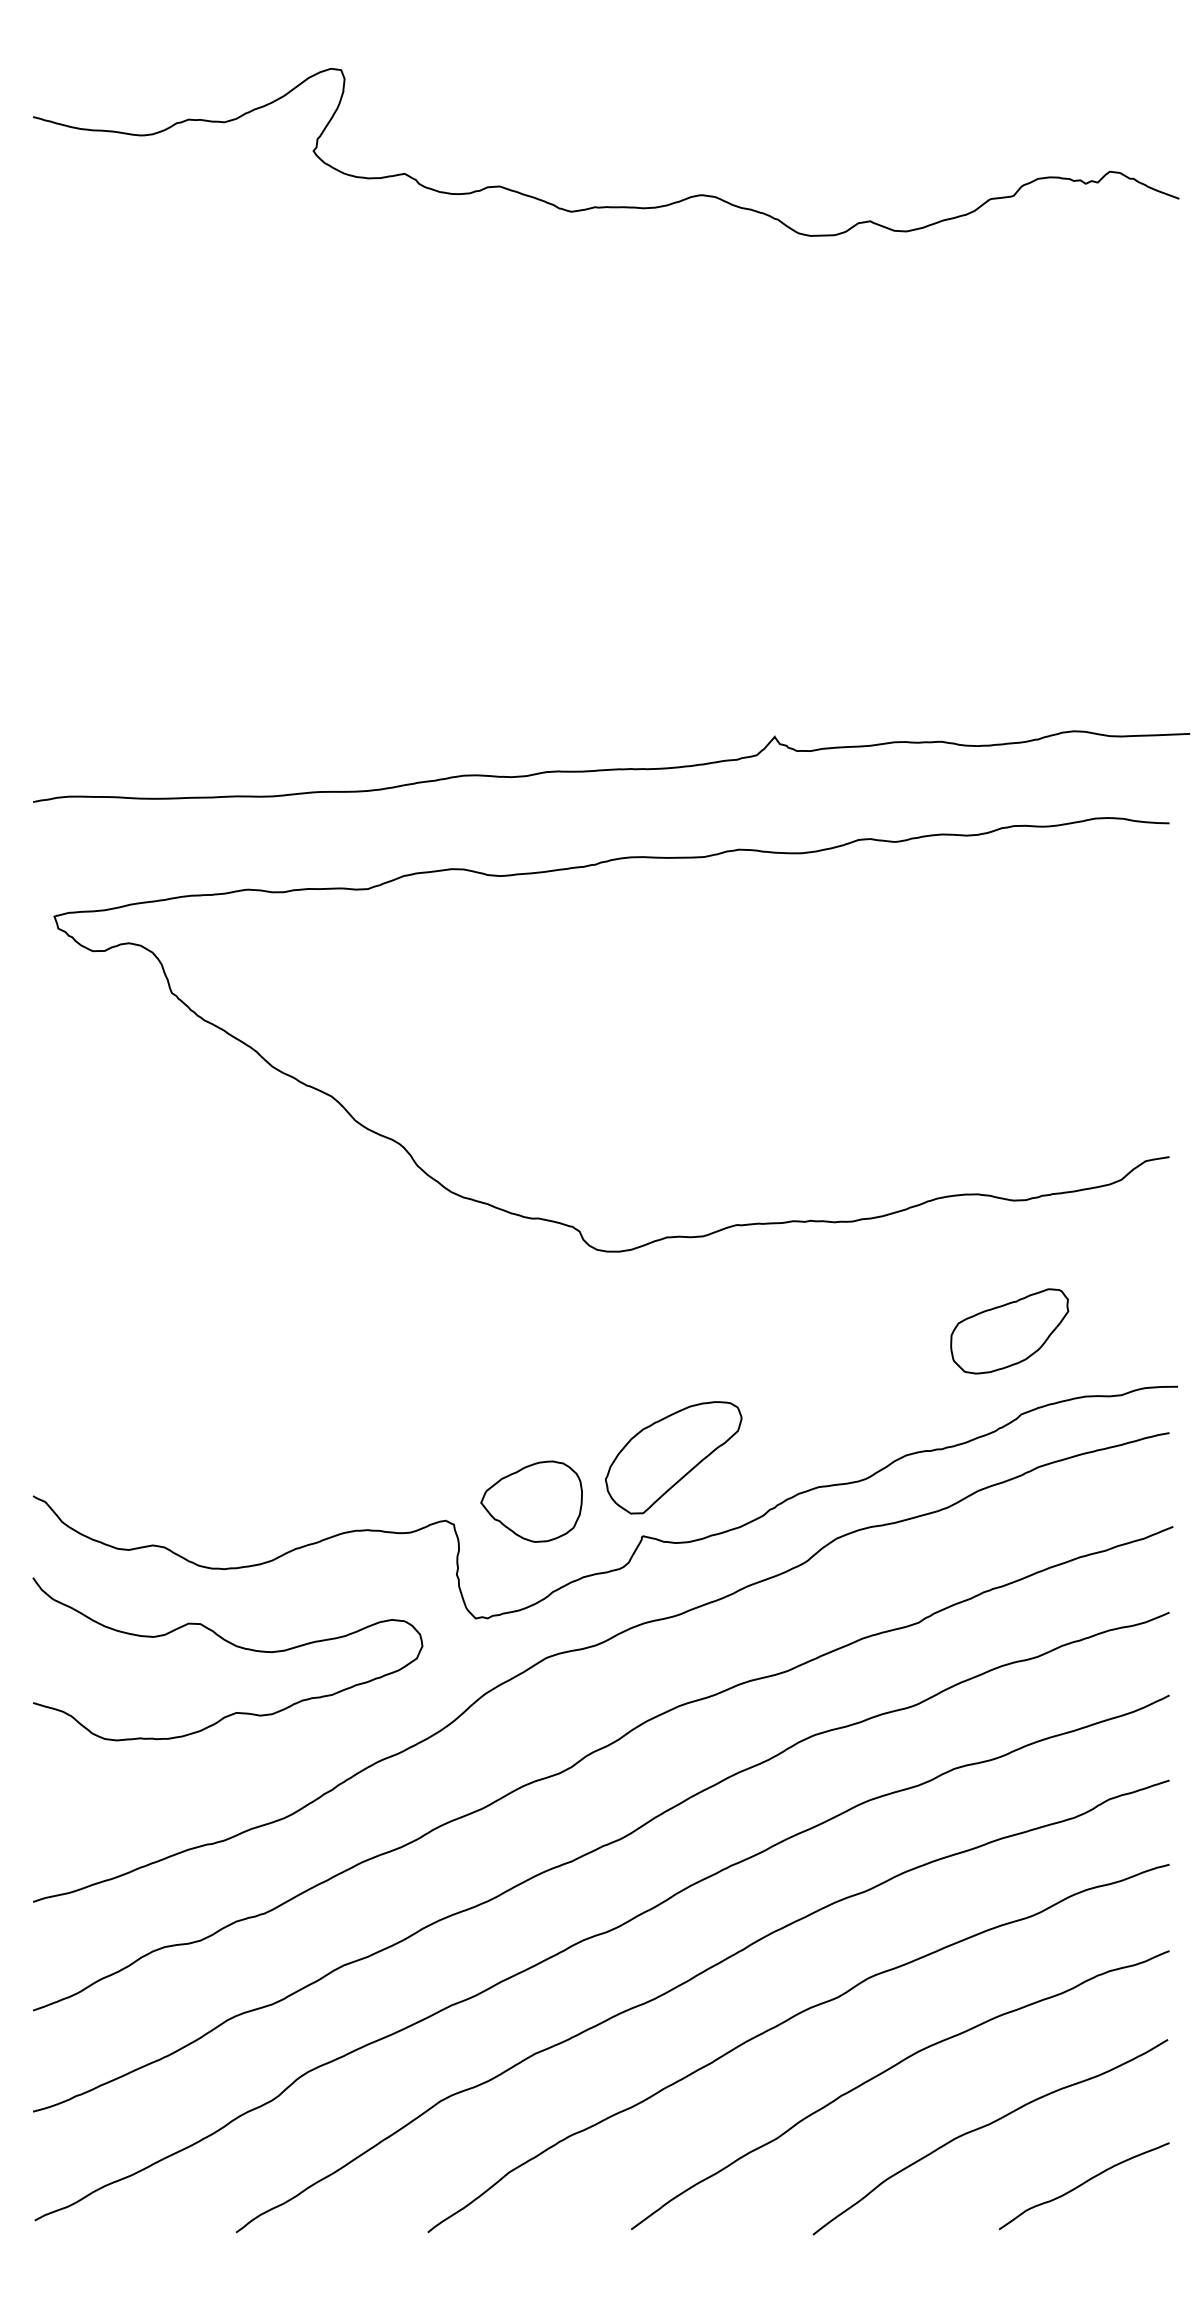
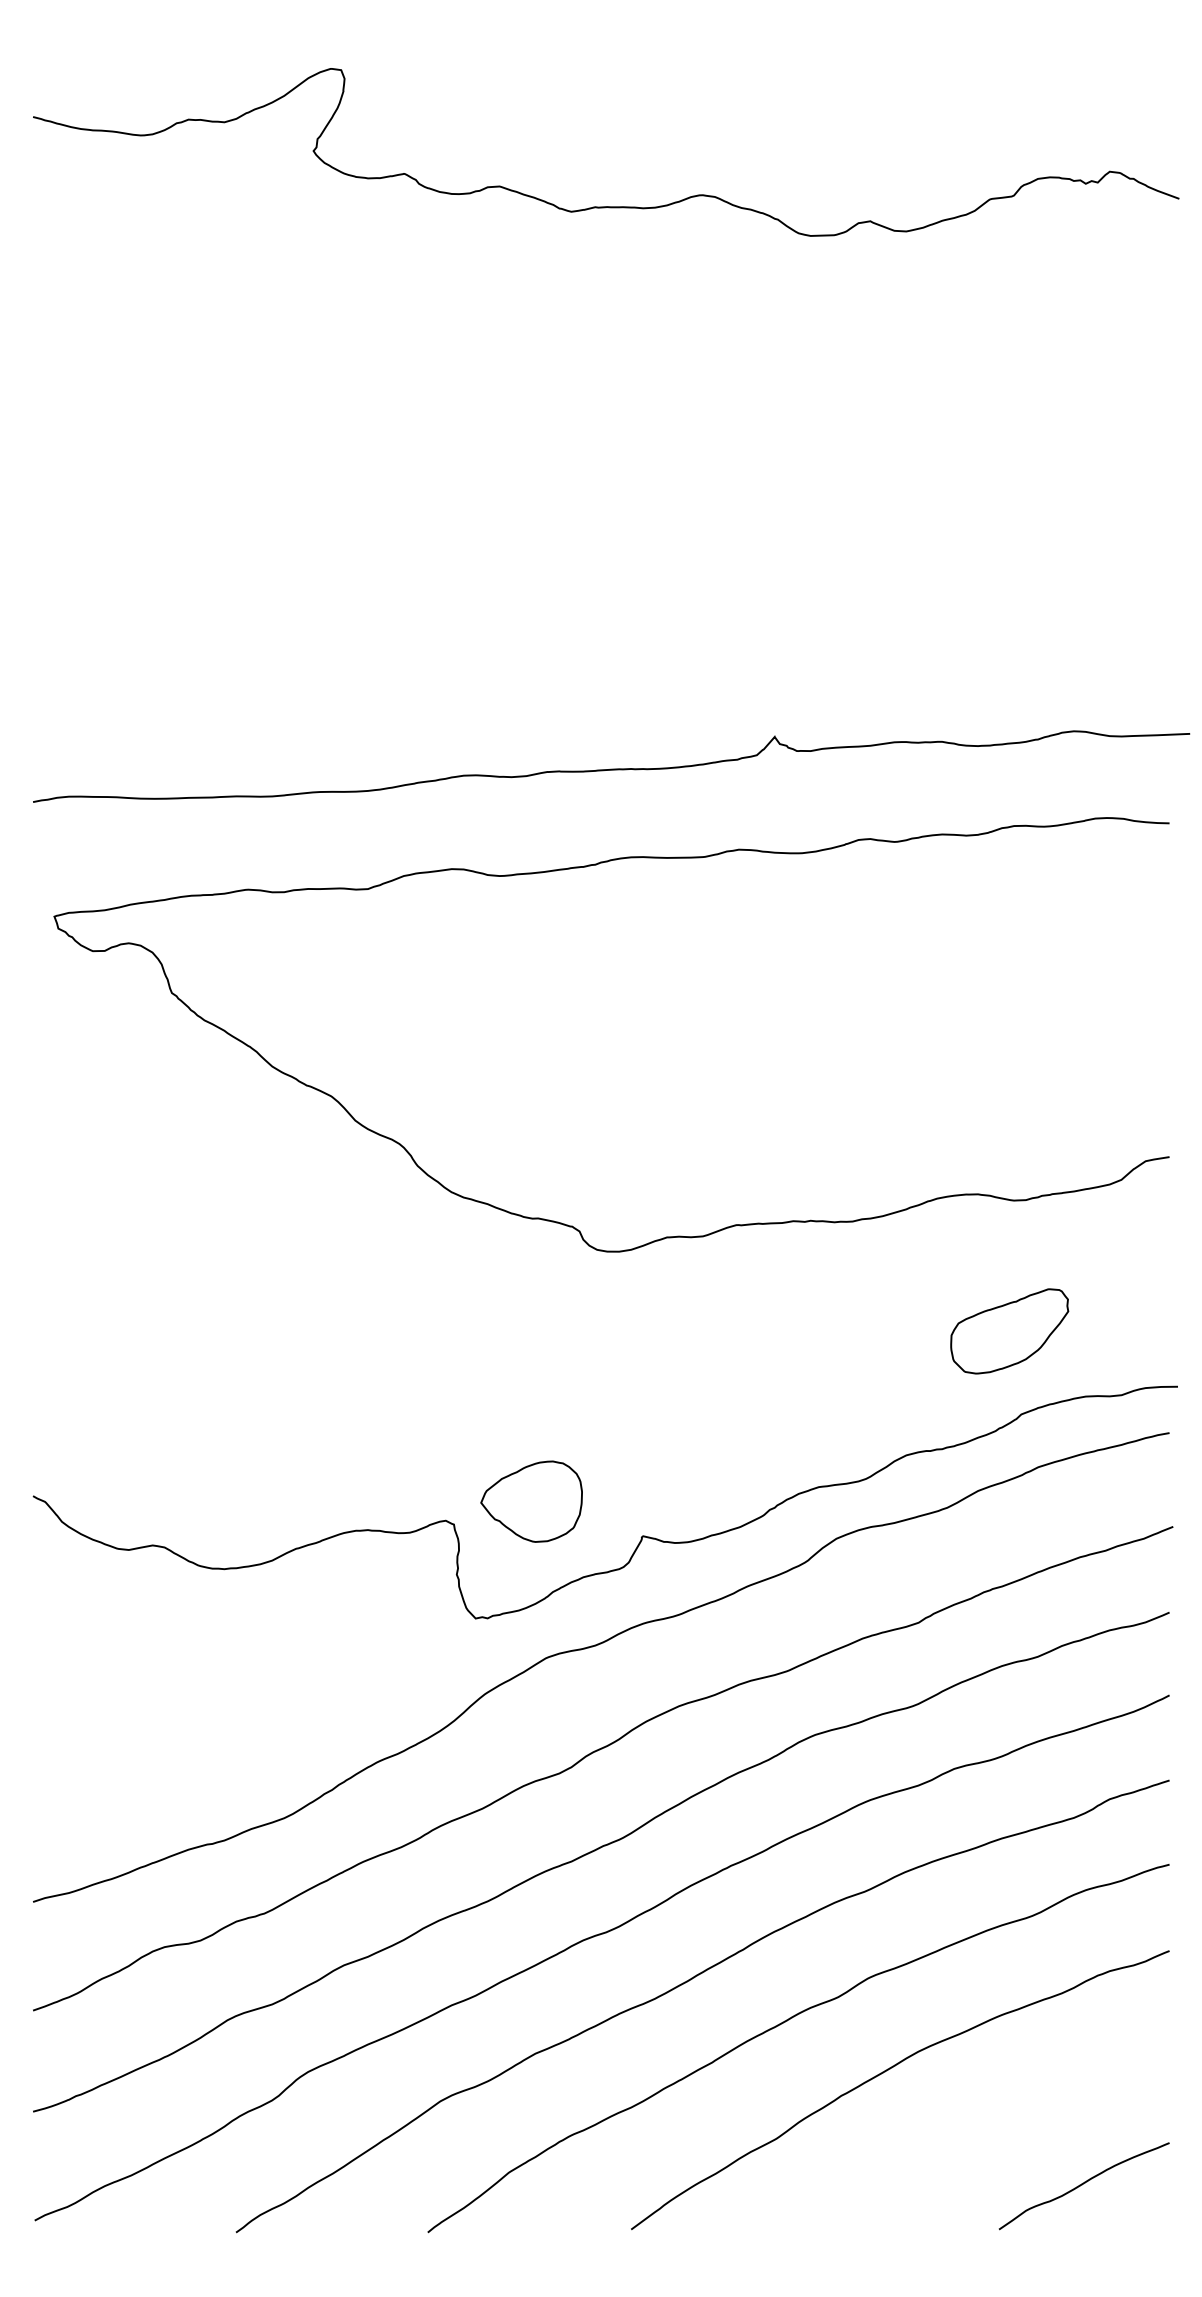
part: present -> none (673, 1457)
curve: present -> none (234, 1646)
curve: present -> none (987, 2126)
